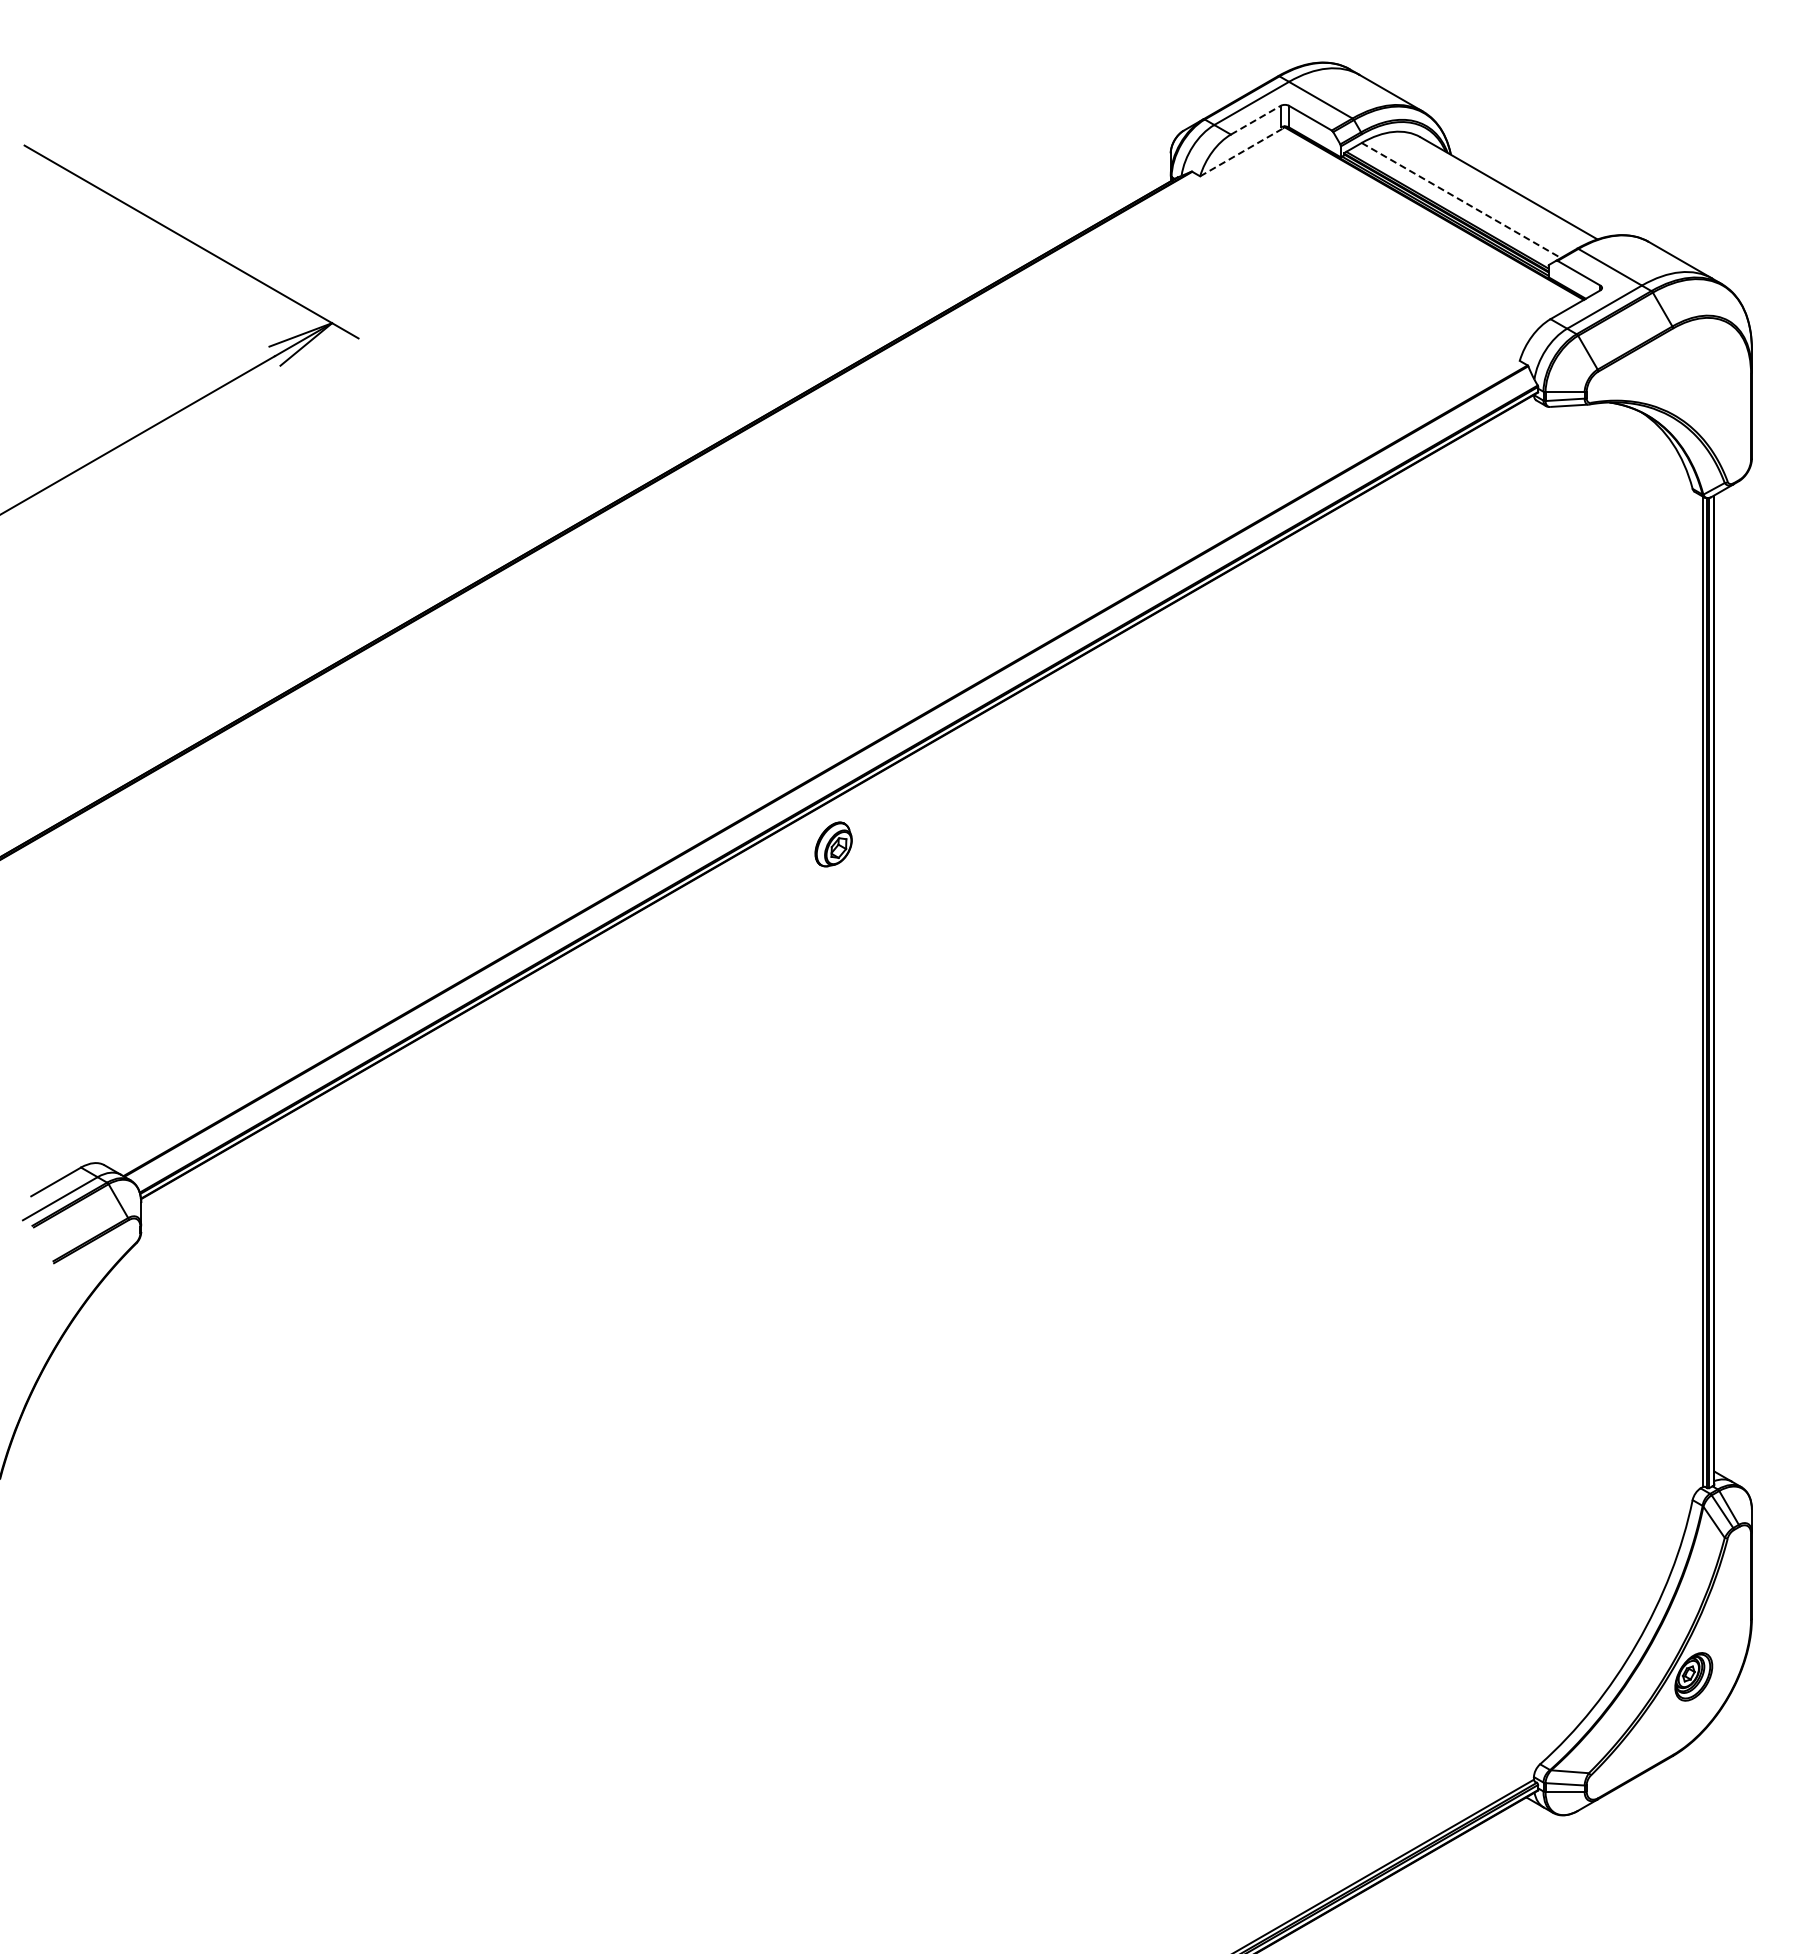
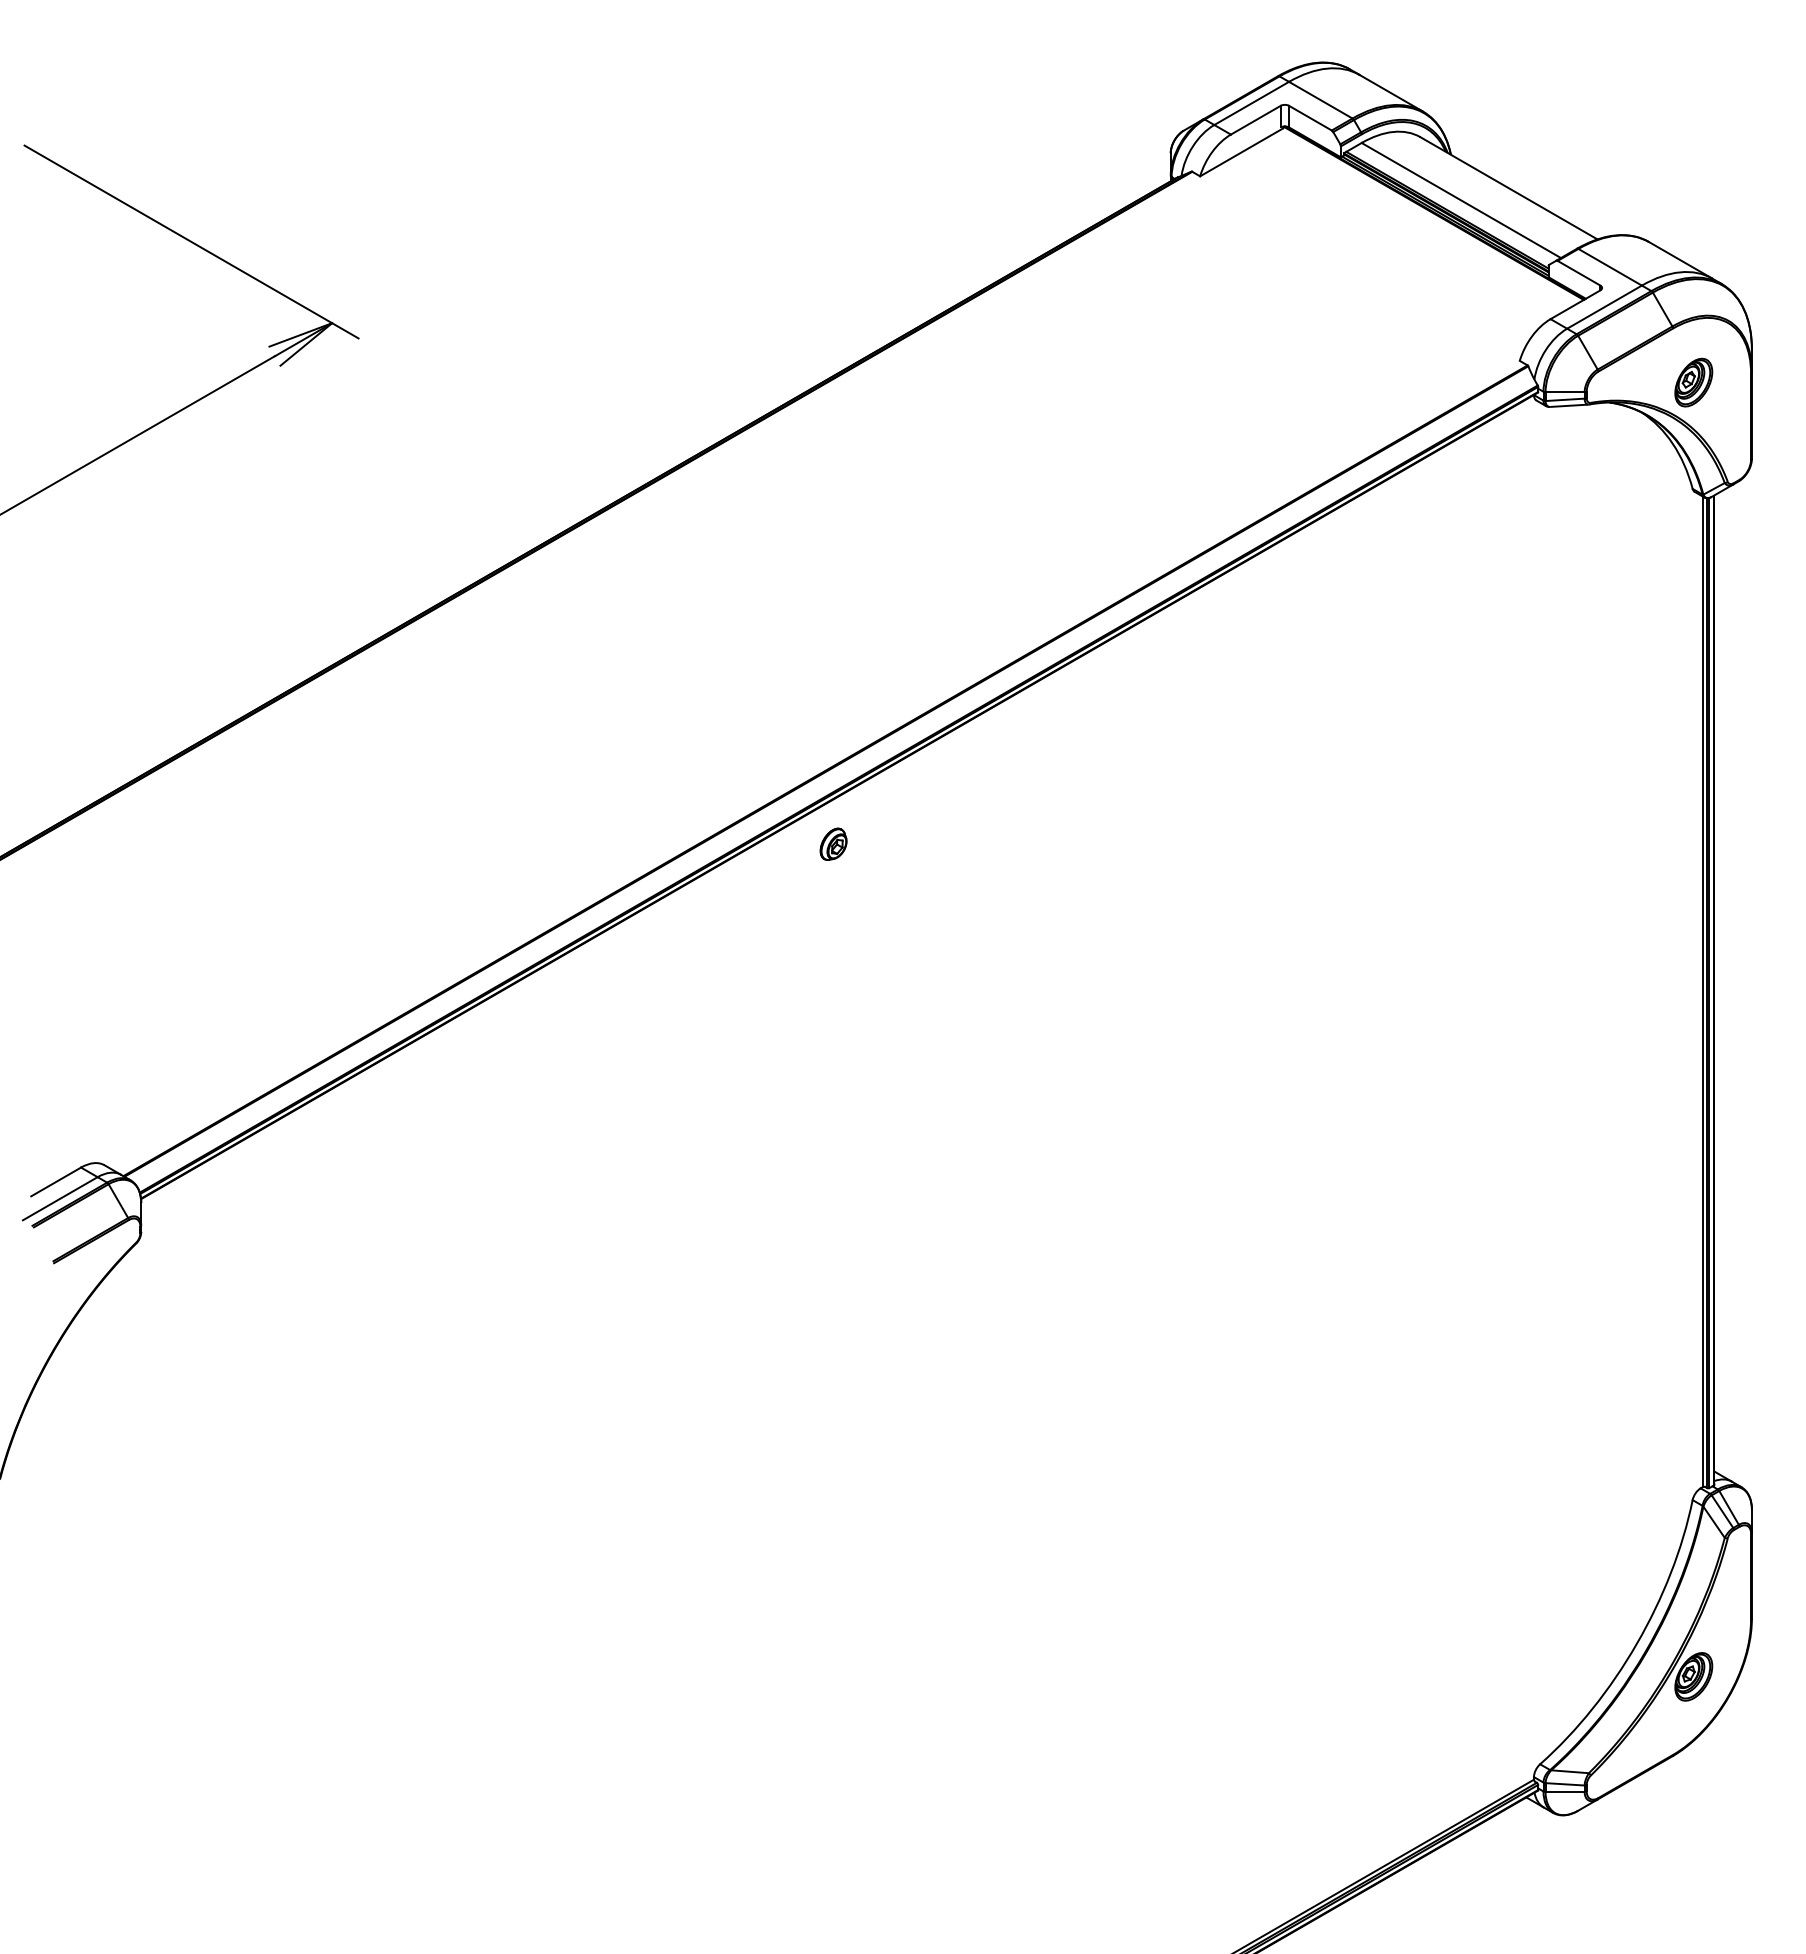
line: dashed -> solid (1255, 120)
line: dashed -> solid (1241, 152)
line: dashed -> solid (1461, 200)
part: none -> present (1693, 382)
part size: 39x47 px -> 29x34 px (833, 843)
